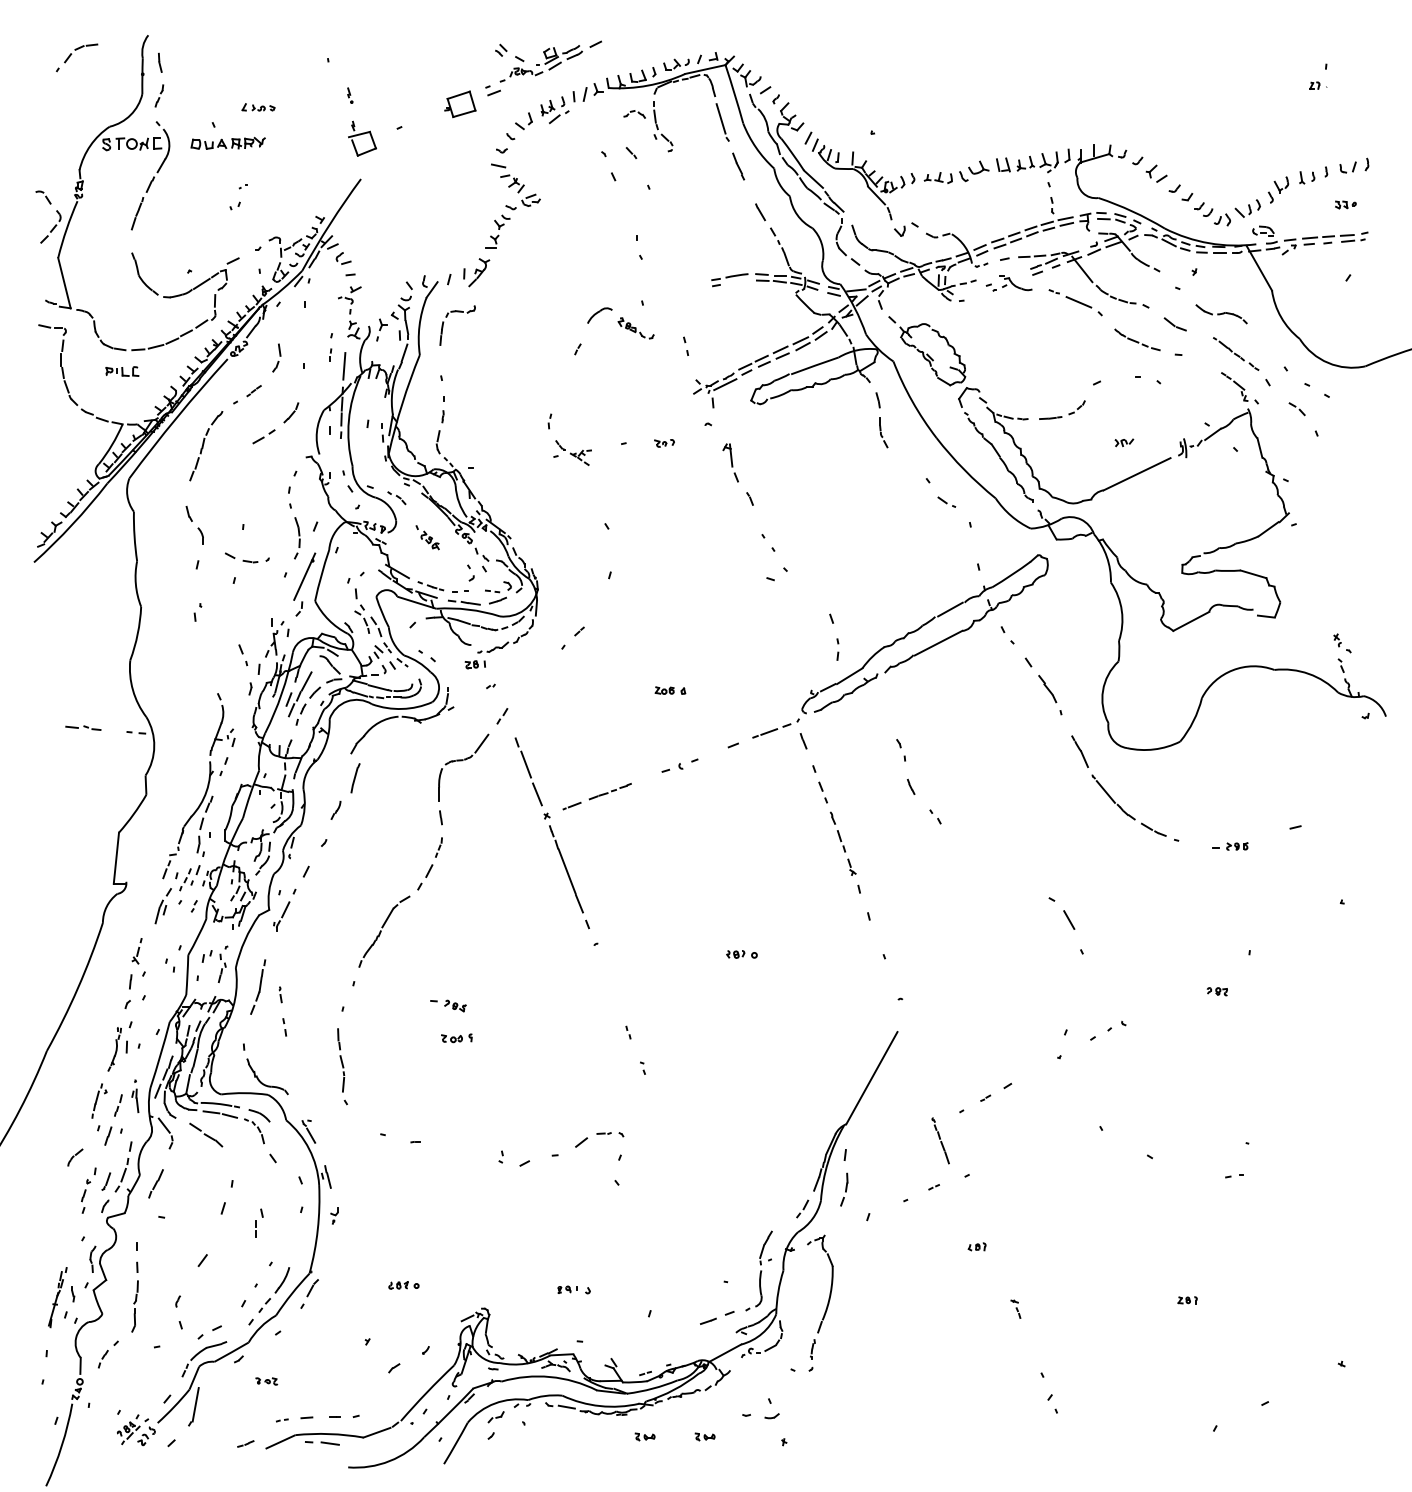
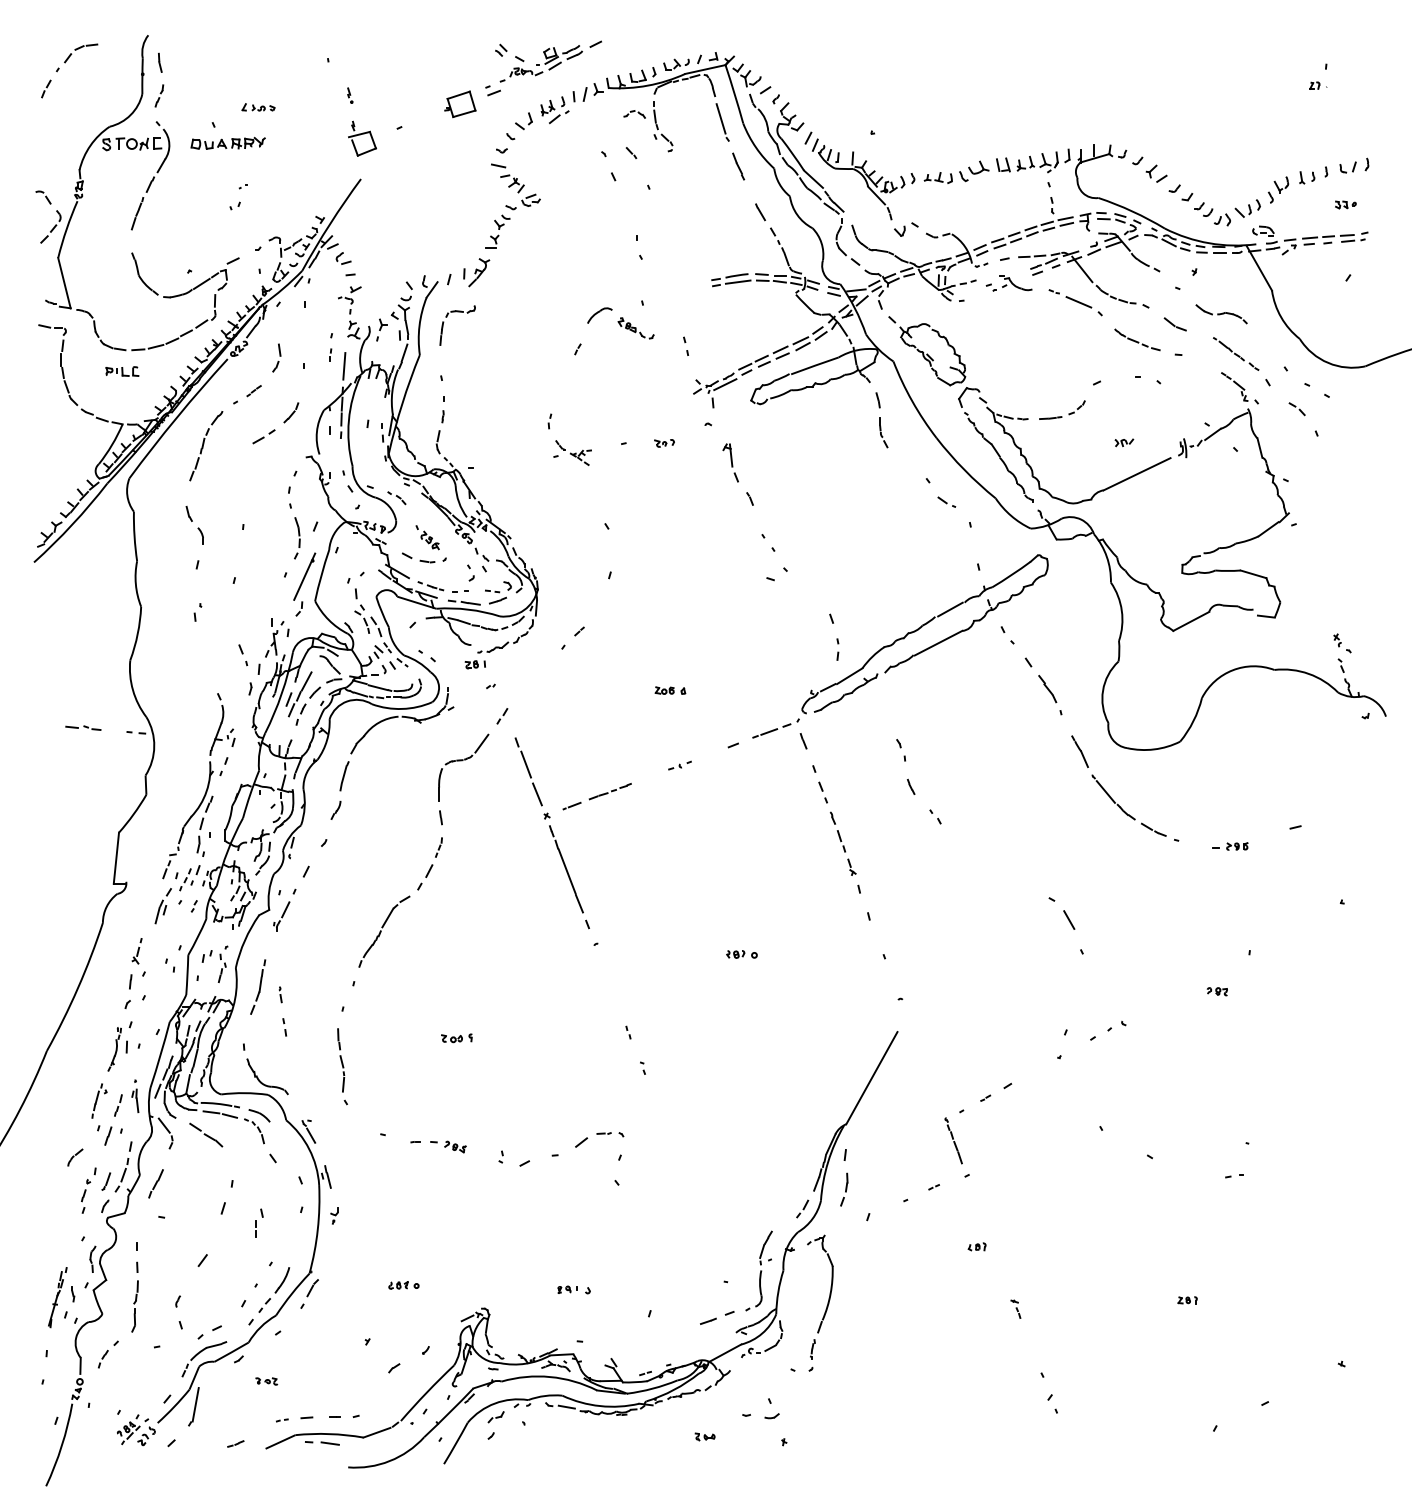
part: none -> present (46, 88)
line: none -> present (737, 281)
part position: (247, 557) -> (424, 557) (424, 557)
part size: 38x15 px -> 24x11 px (679, 765)
line position: (355, 778) -> (344, 776) (344, 776)
part position: (448, 1005) -> (448, 1146) (448, 1146)
part position: (940, 1140) -> (953, 1140) (953, 1140)
part: present -> none (644, 1436)
line position: (245, 1443) -> (235, 1443) (235, 1443)
